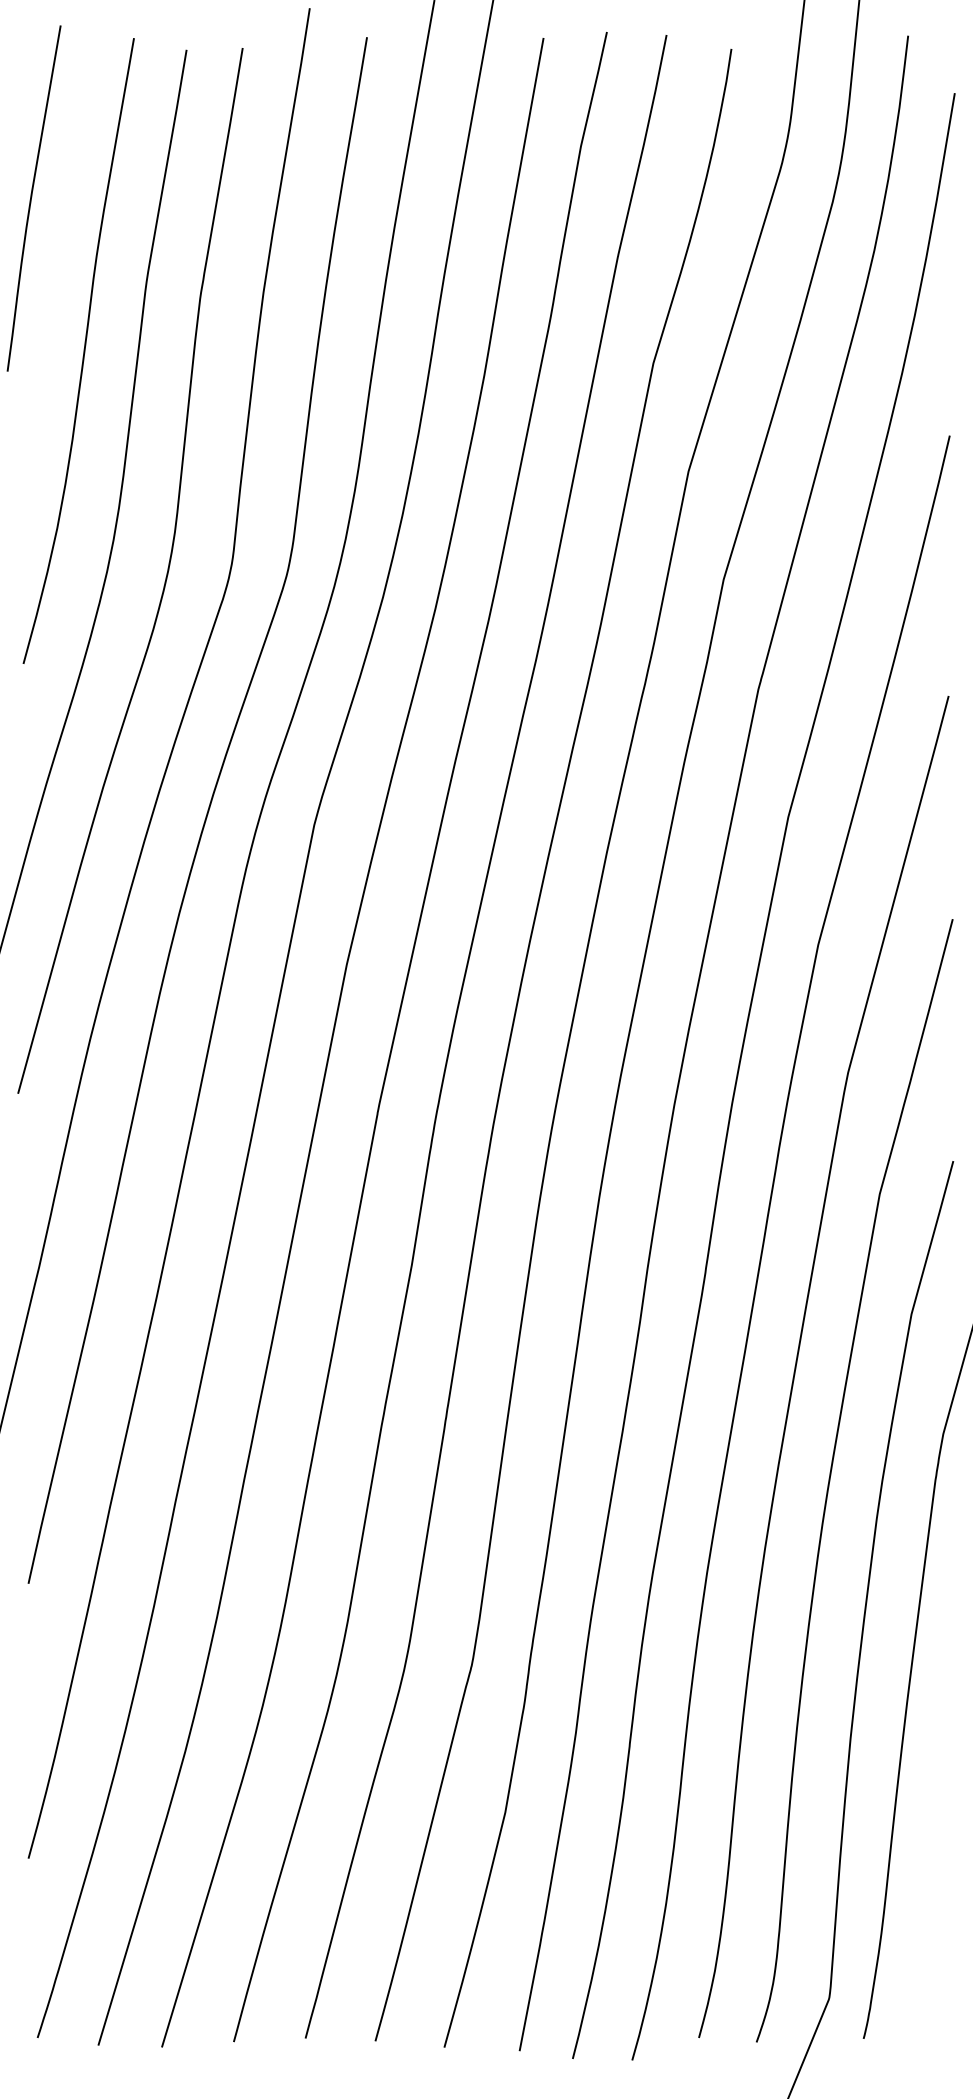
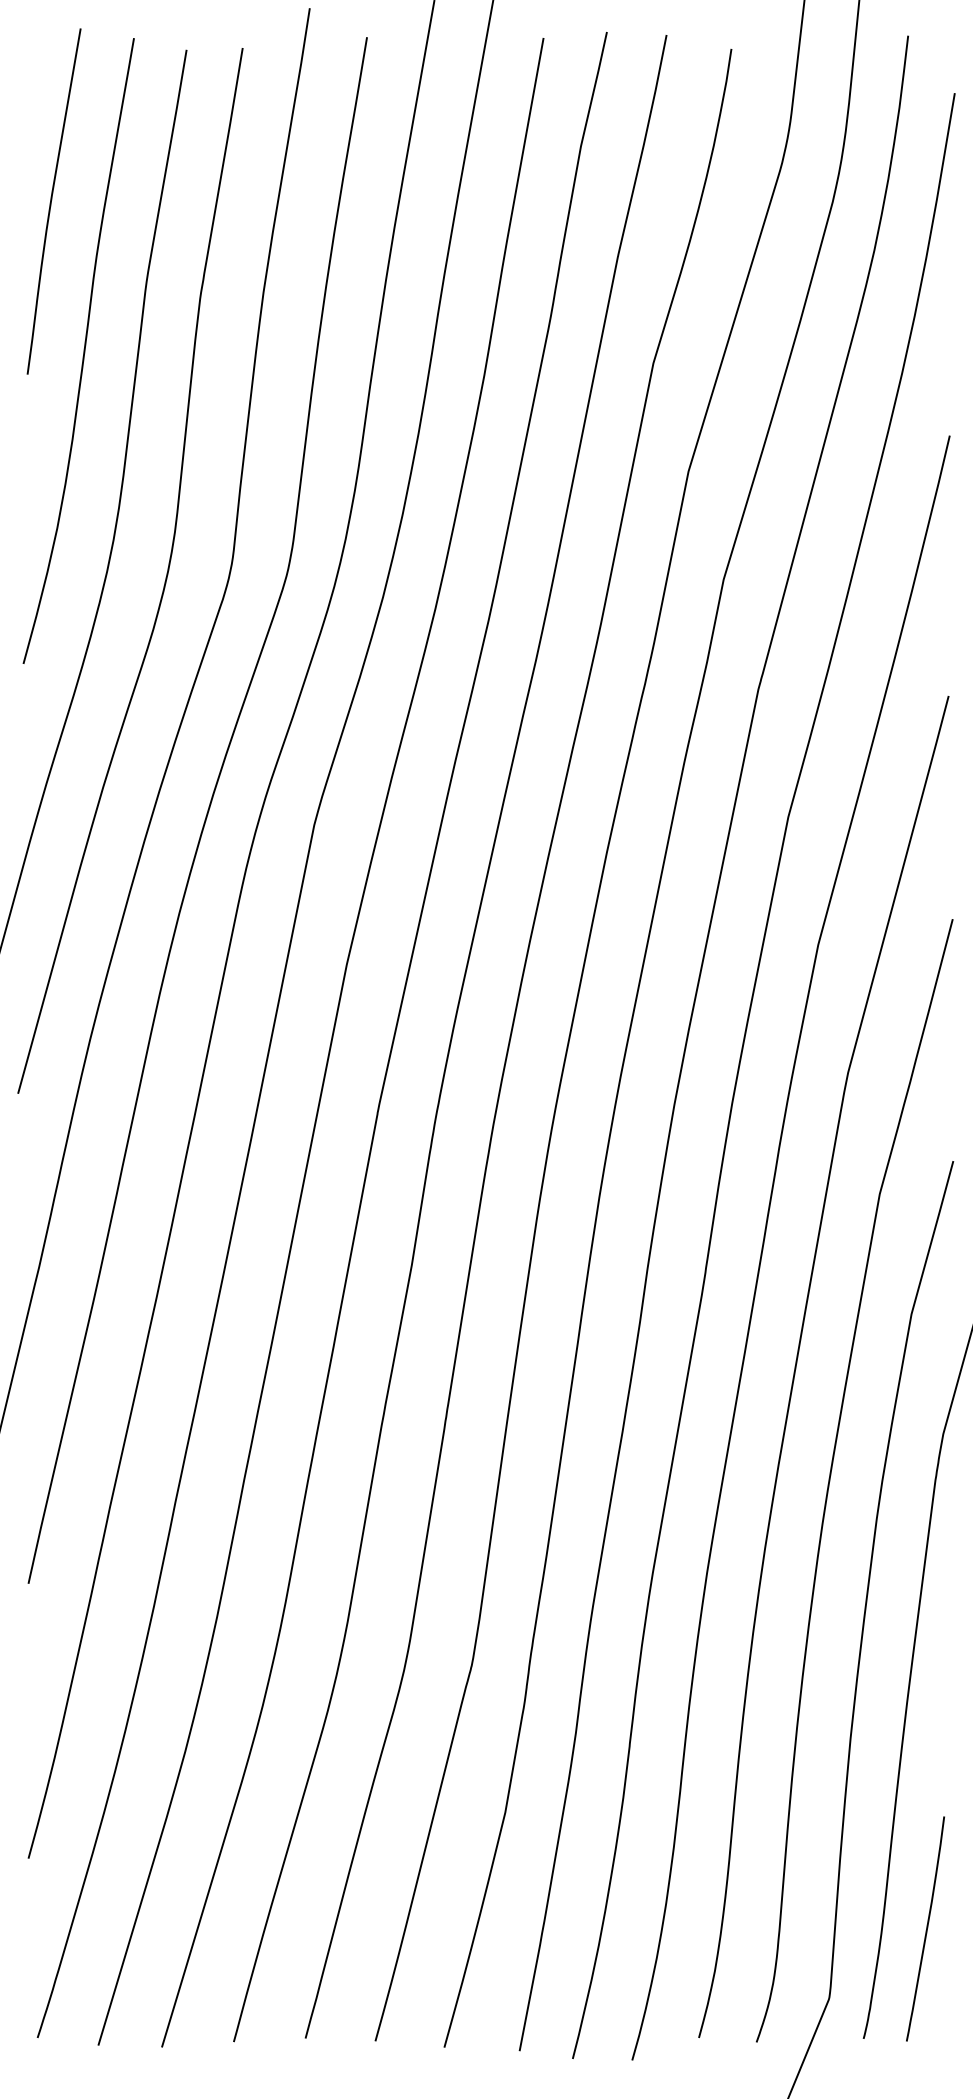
curve position: (32, 197) -> (52, 200) (52, 200)
curve: none -> present (926, 1928)
